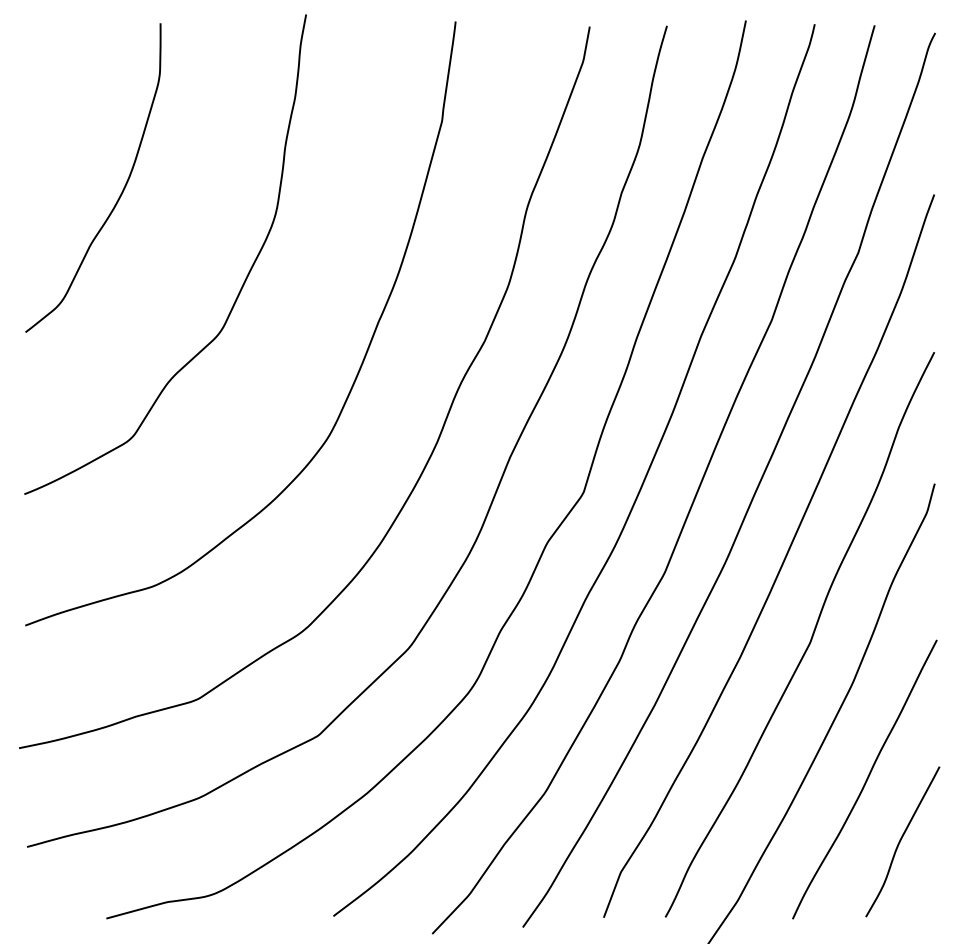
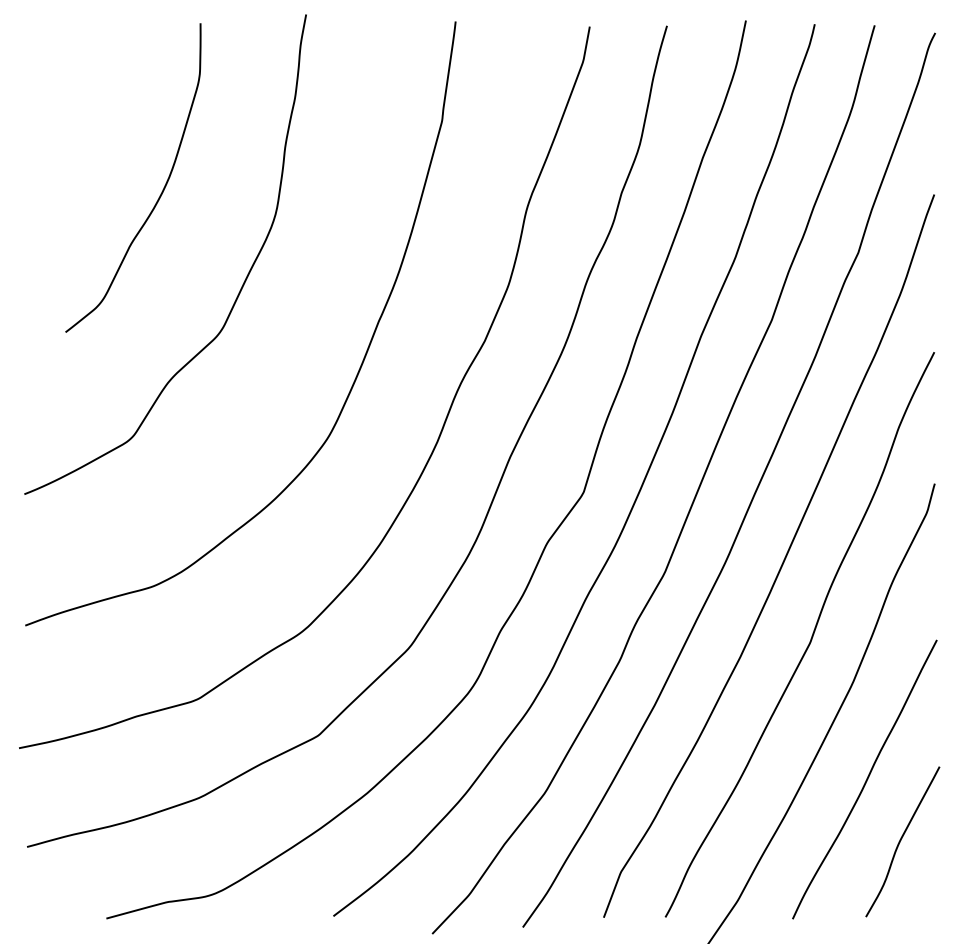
curve position: (121, 191) -> (161, 191) (161, 191)
